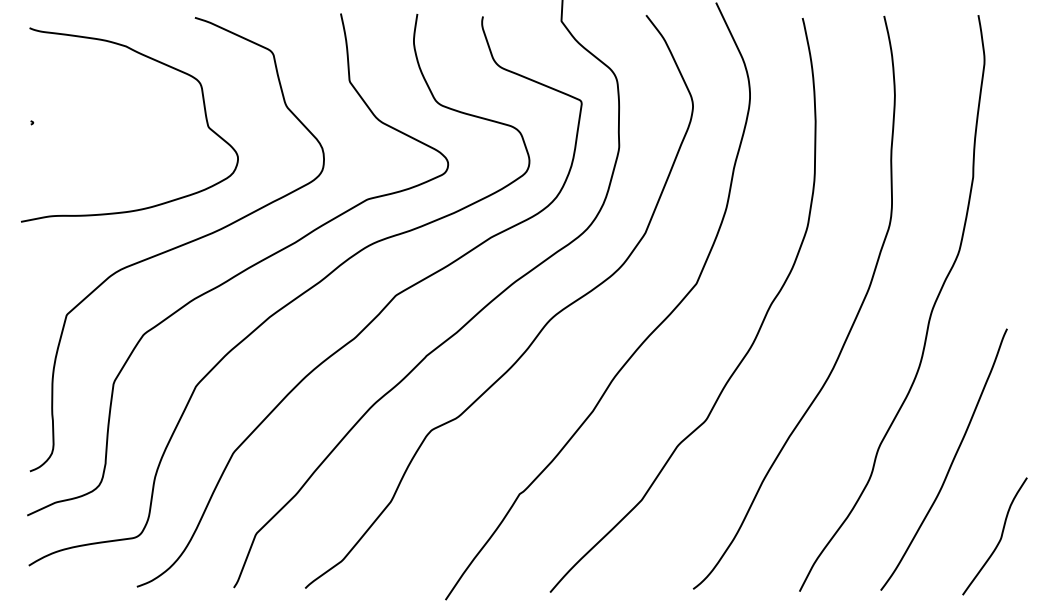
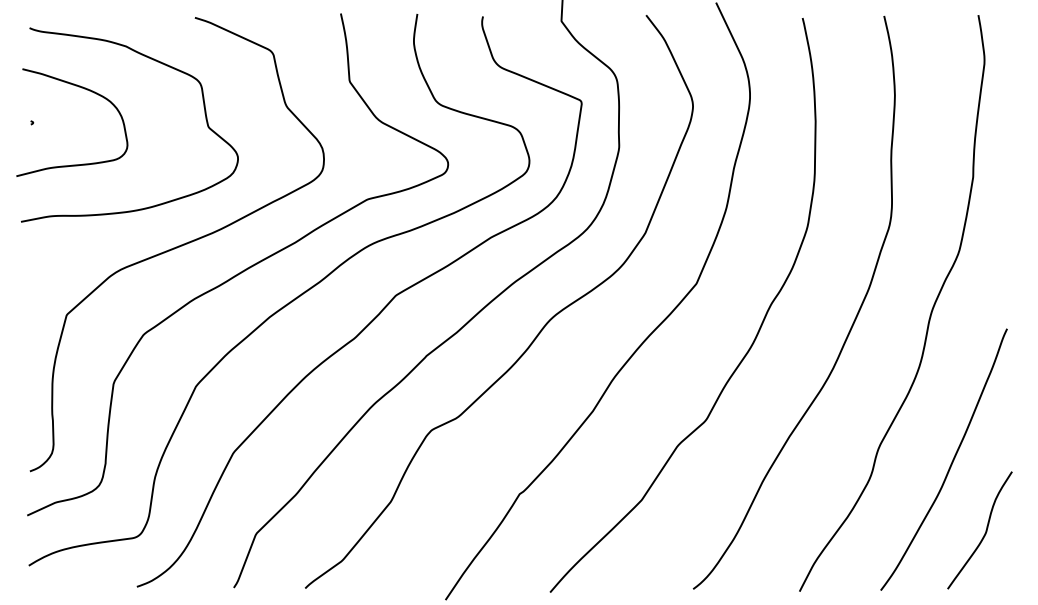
curve: none -> present (84, 89)
curve position: (999, 539) -> (984, 533) (984, 533)
